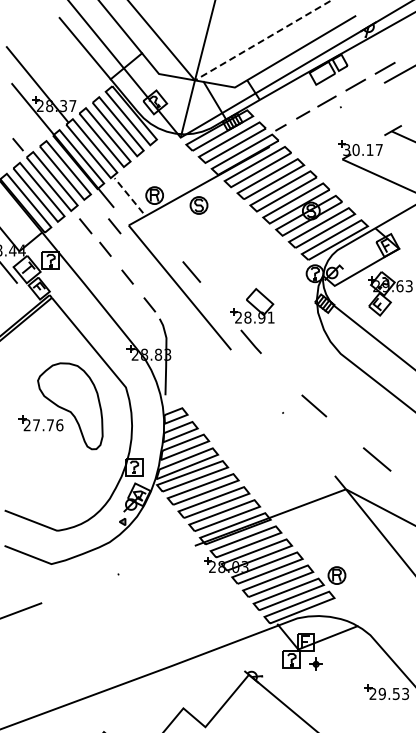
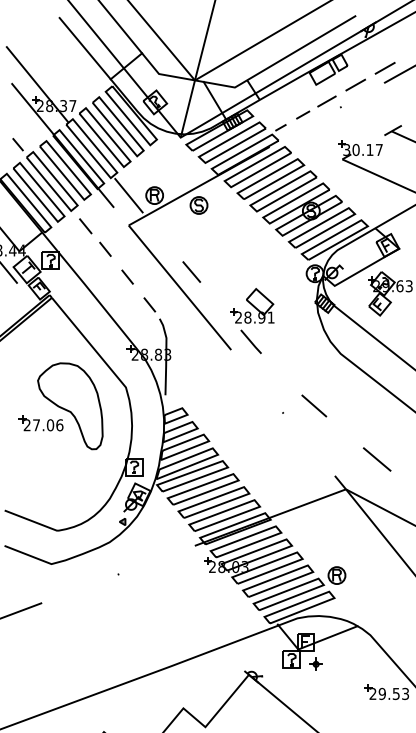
line: dashed -> solid (262, 40)
line: dashed -> solid (128, 195)
line: present -> none (114, 226)
text: 27.76 -> 27.06 (50, 425)
